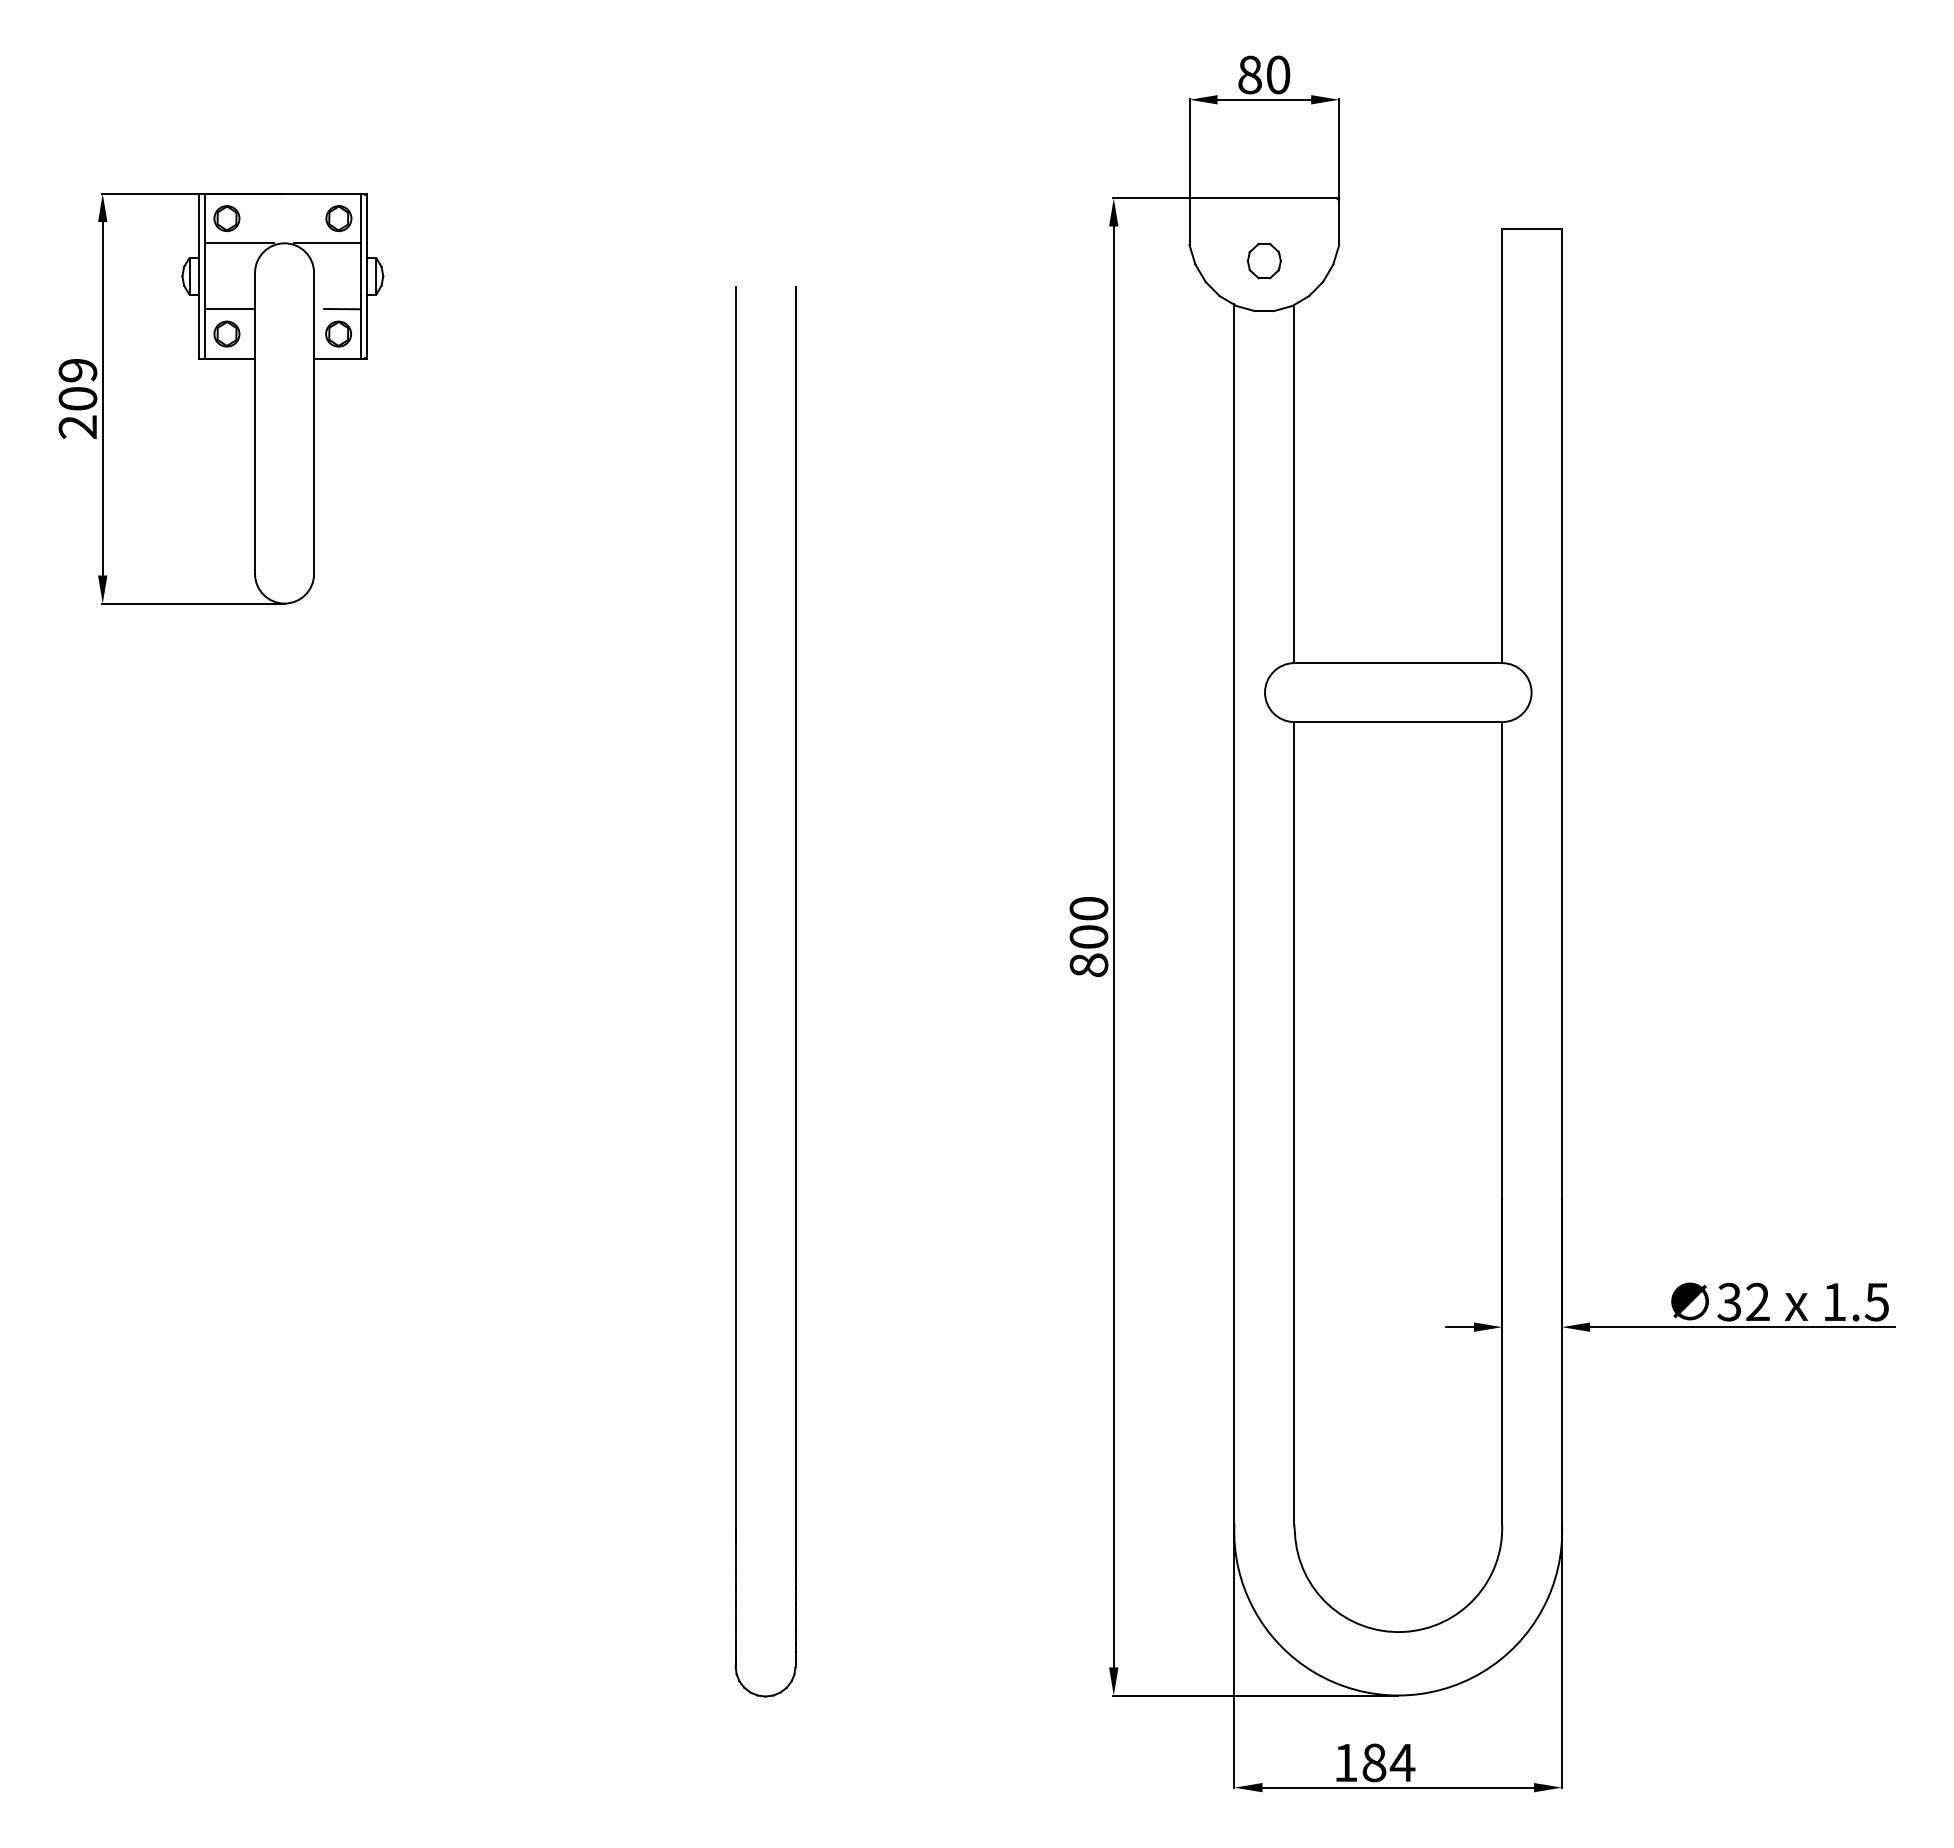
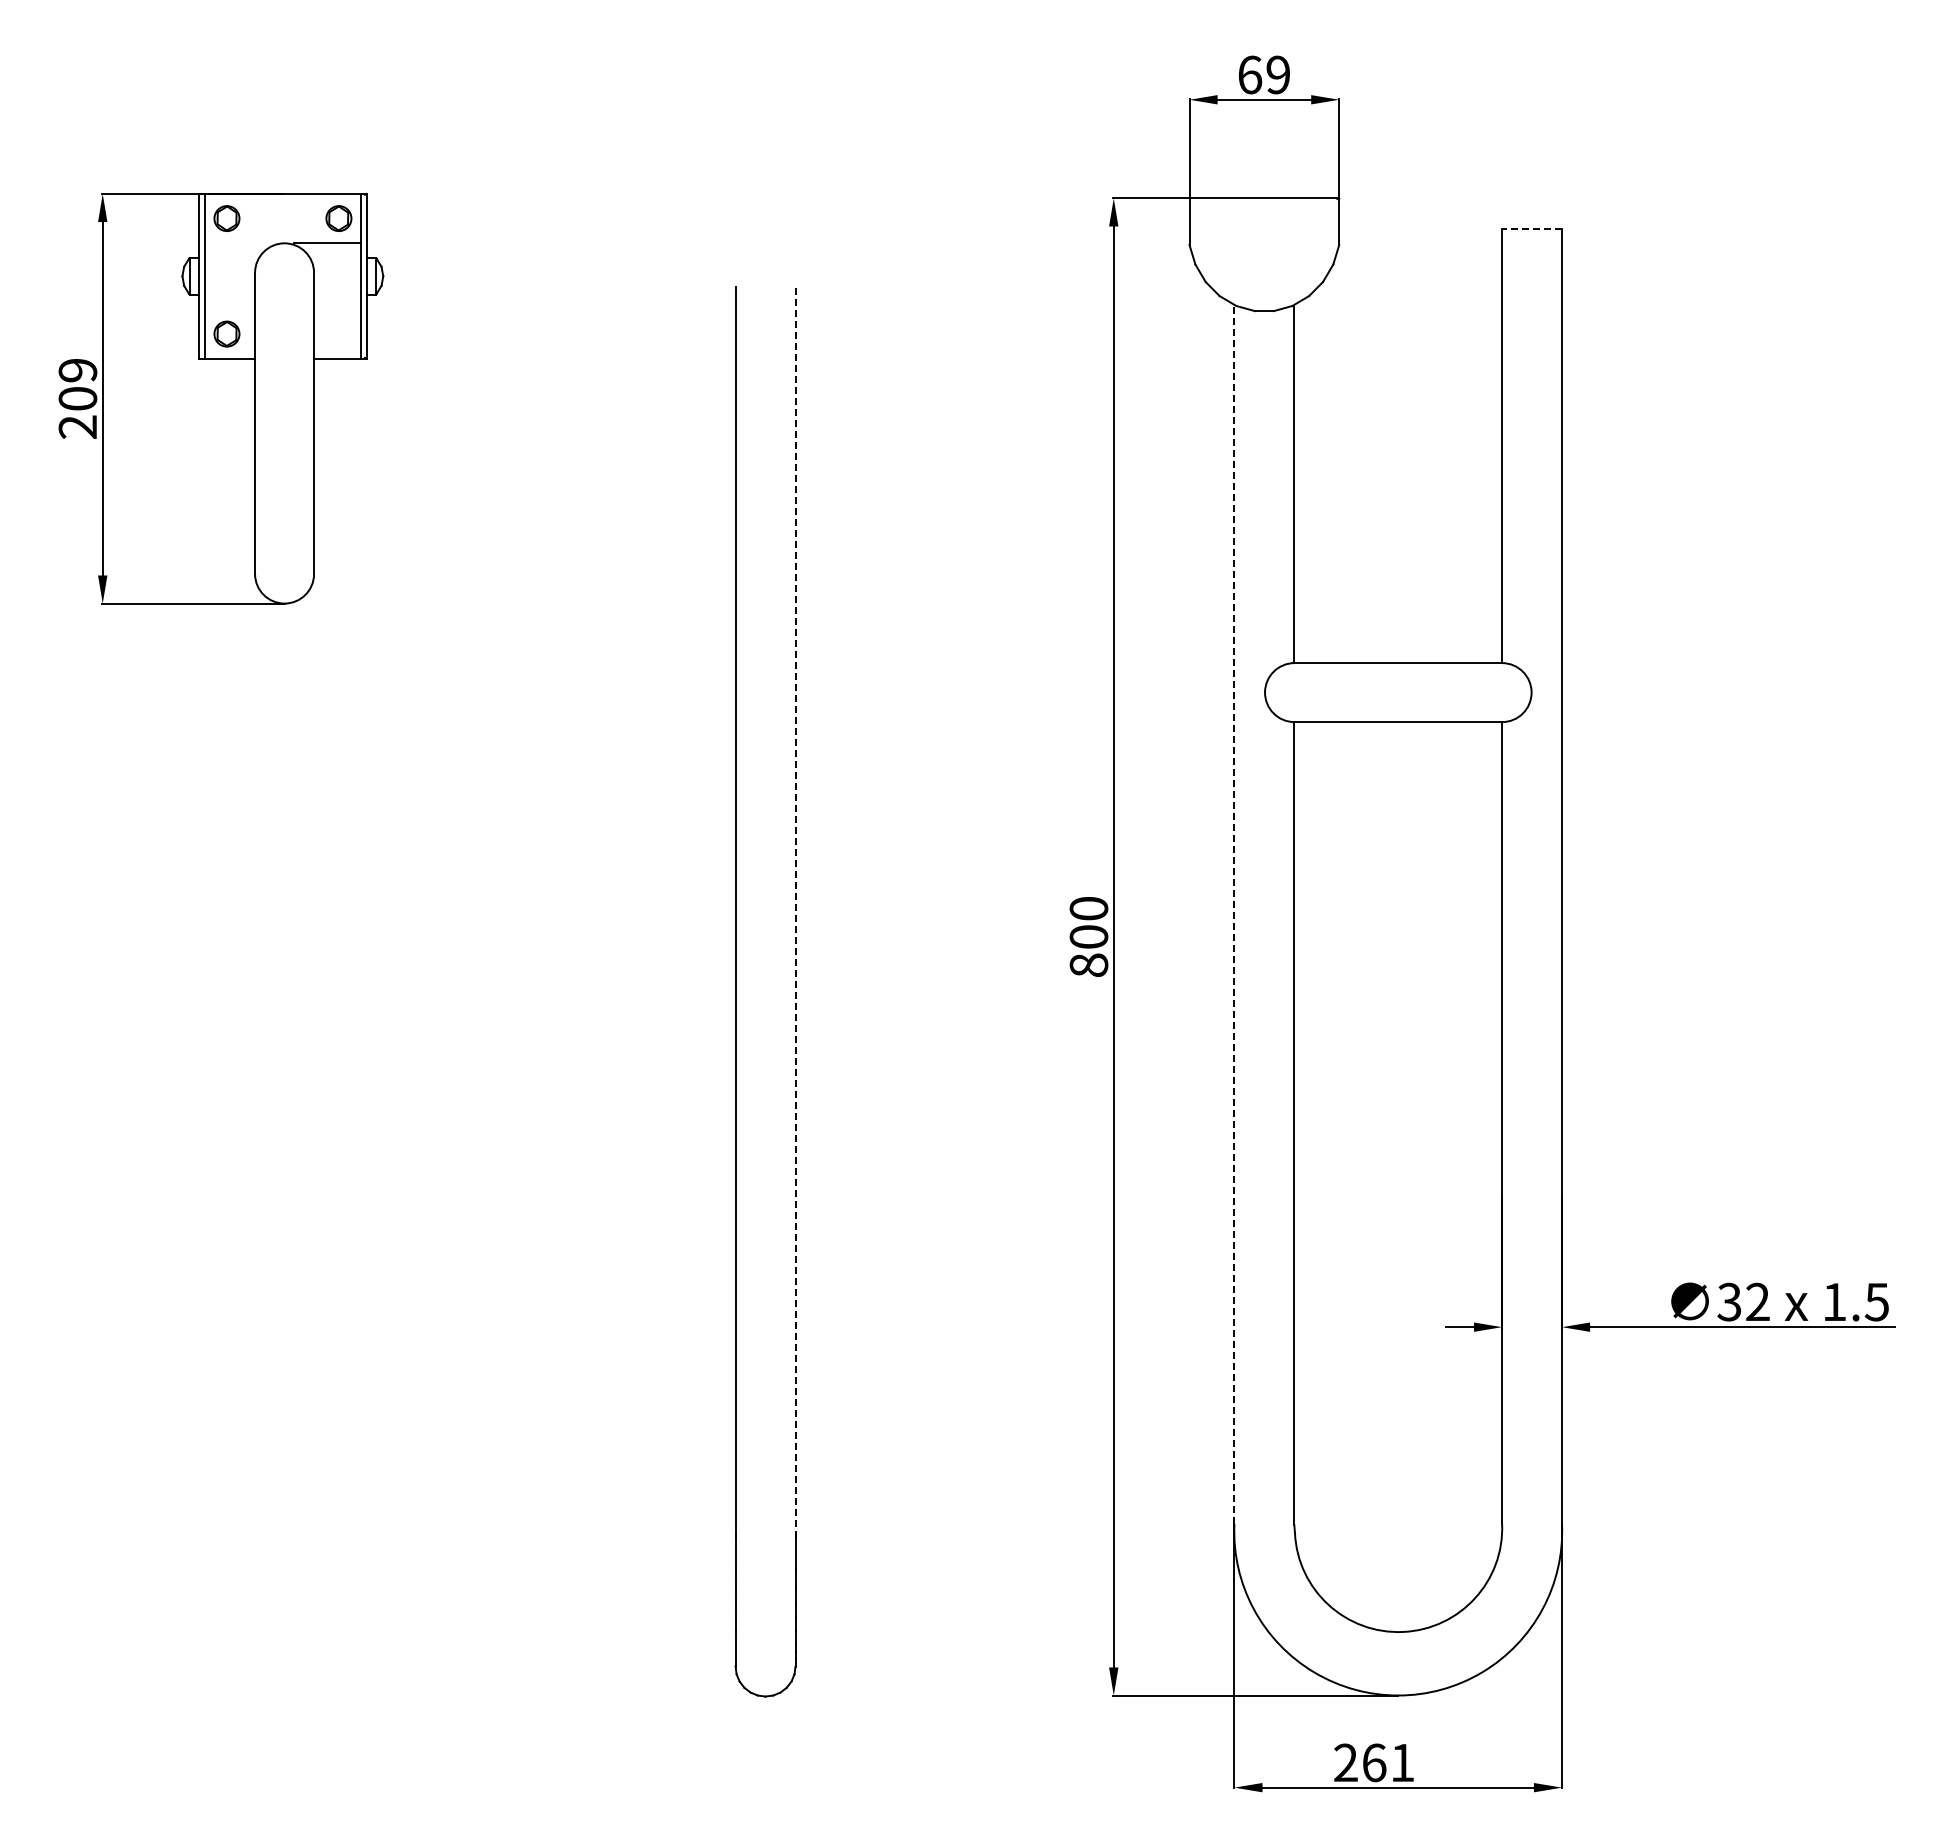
text: 80 -> 69 (1264, 74)
line: solid -> dashed (1532, 228)
line: present -> none (238, 243)
part: present -> none (1263, 261)
line: present -> none (229, 309)
line: present -> none (342, 309)
part: present -> none (338, 333)
line: solid -> dashed (795, 911)
line: solid -> dashed (1234, 914)
text: 184 -> 261 (1374, 1762)
